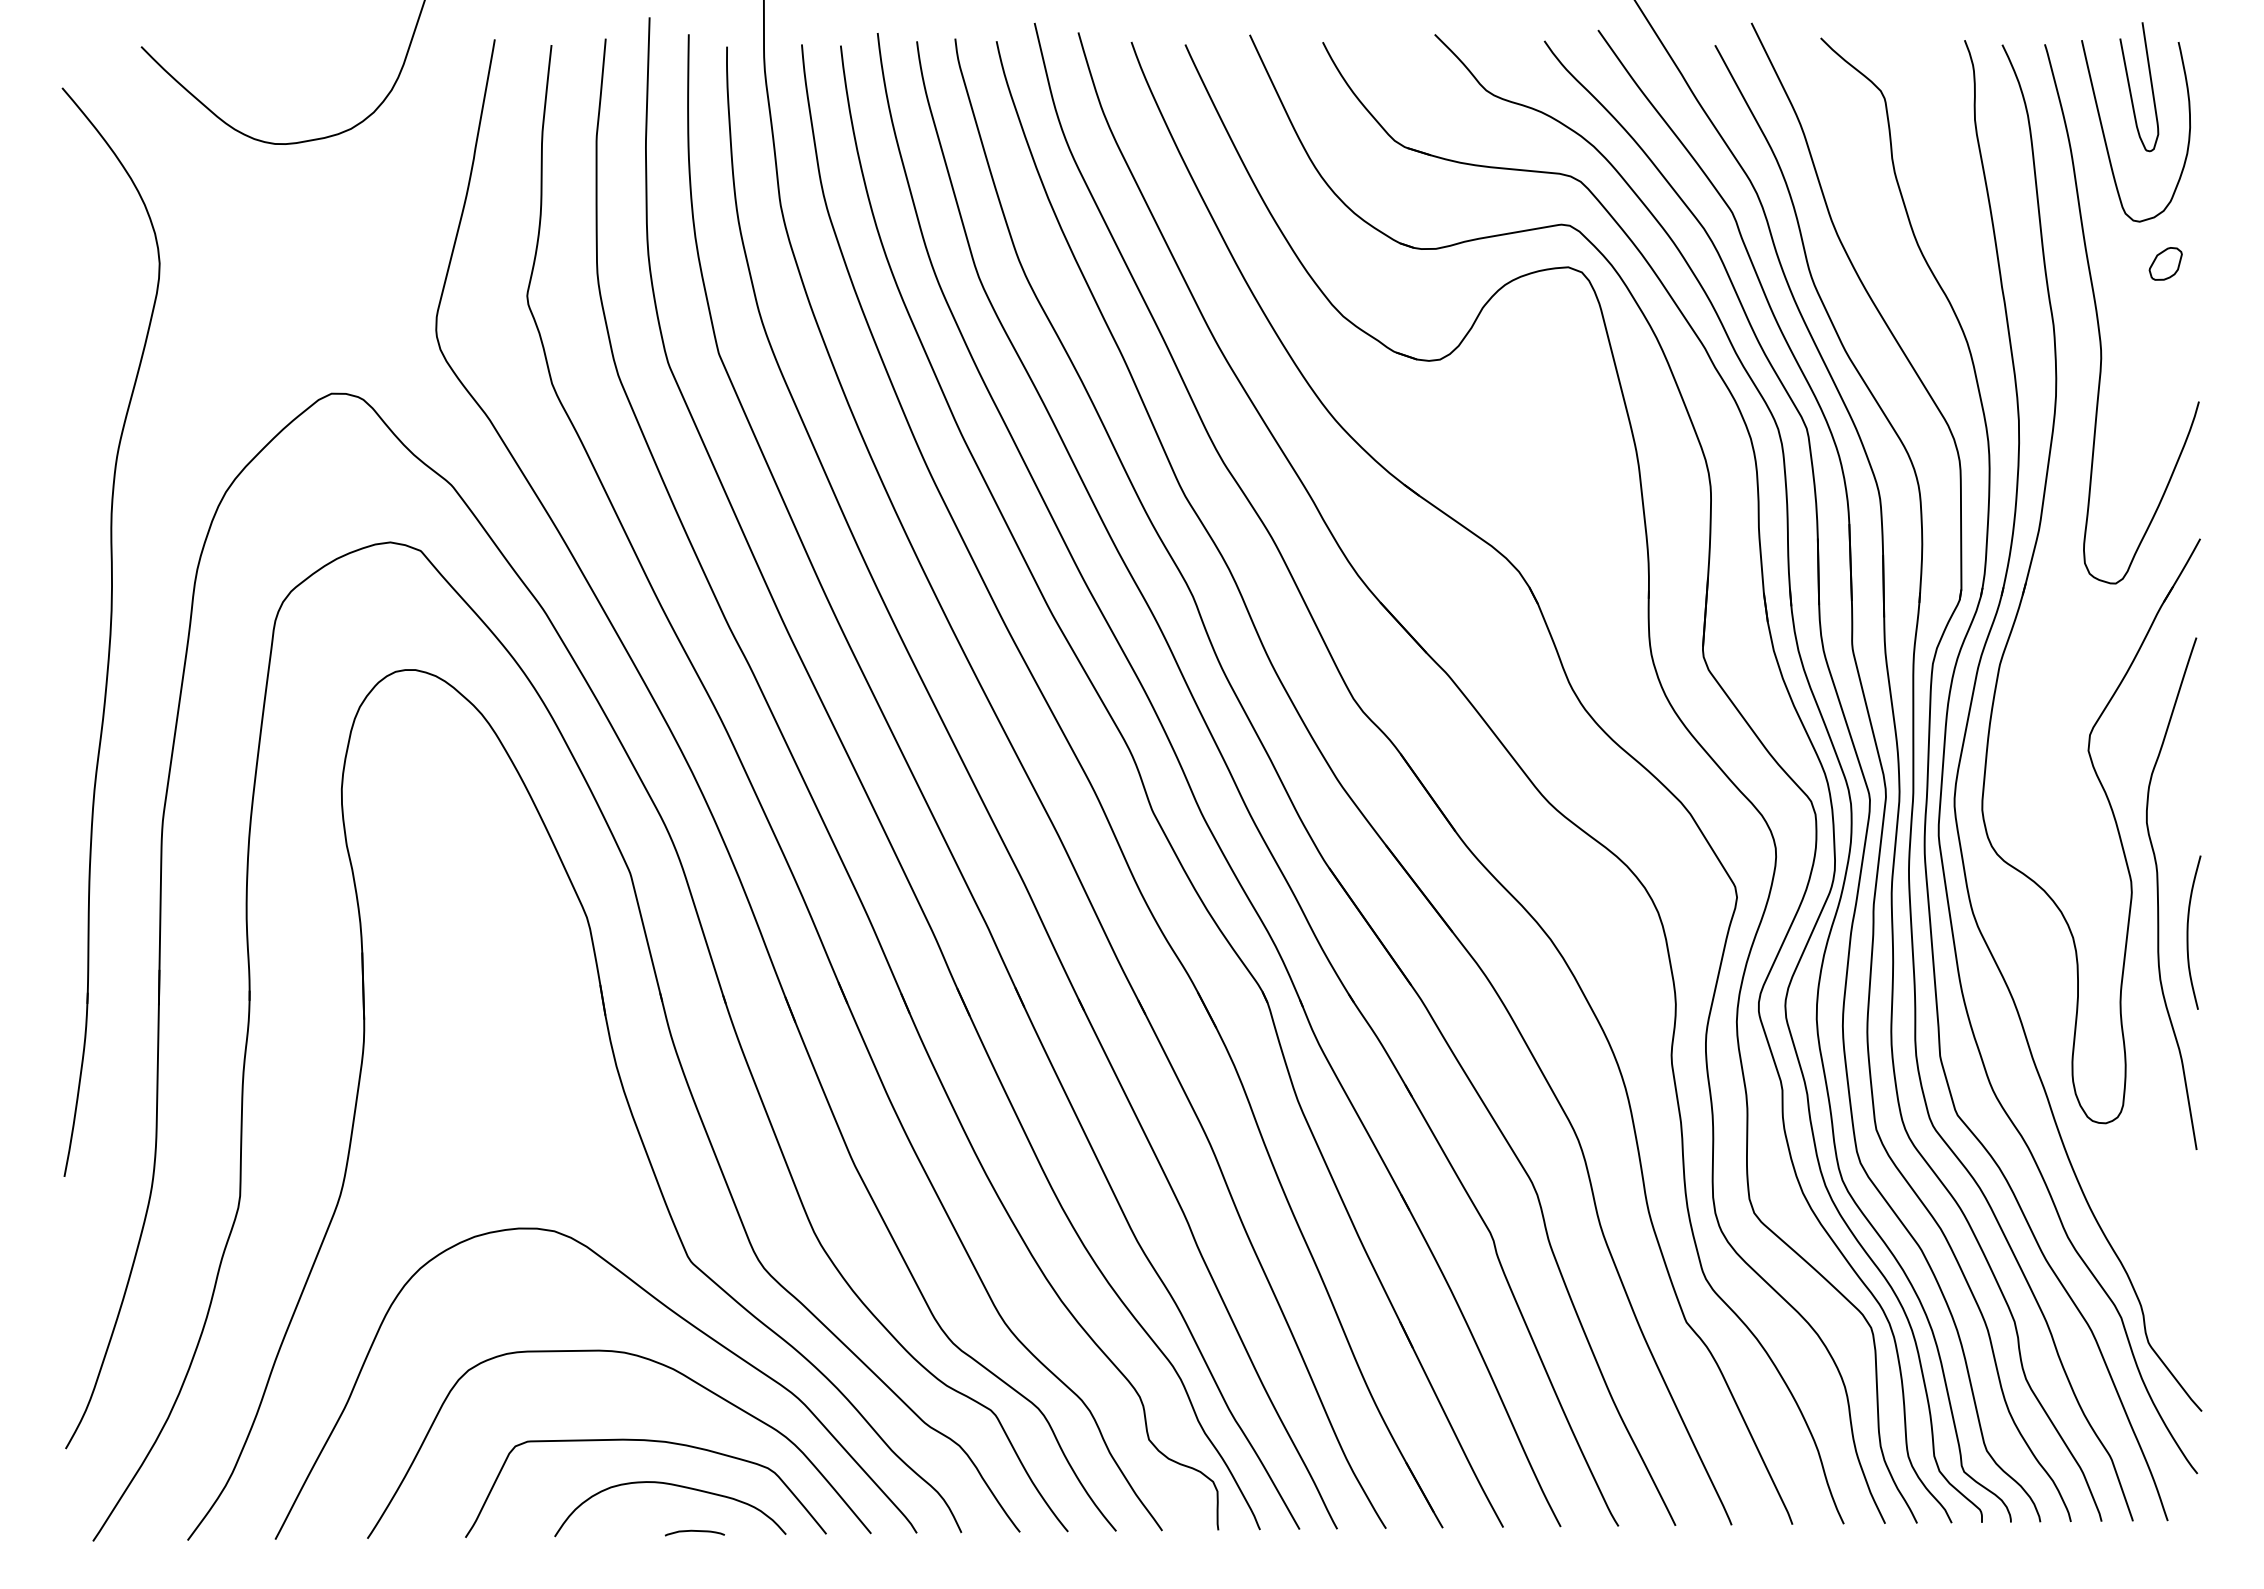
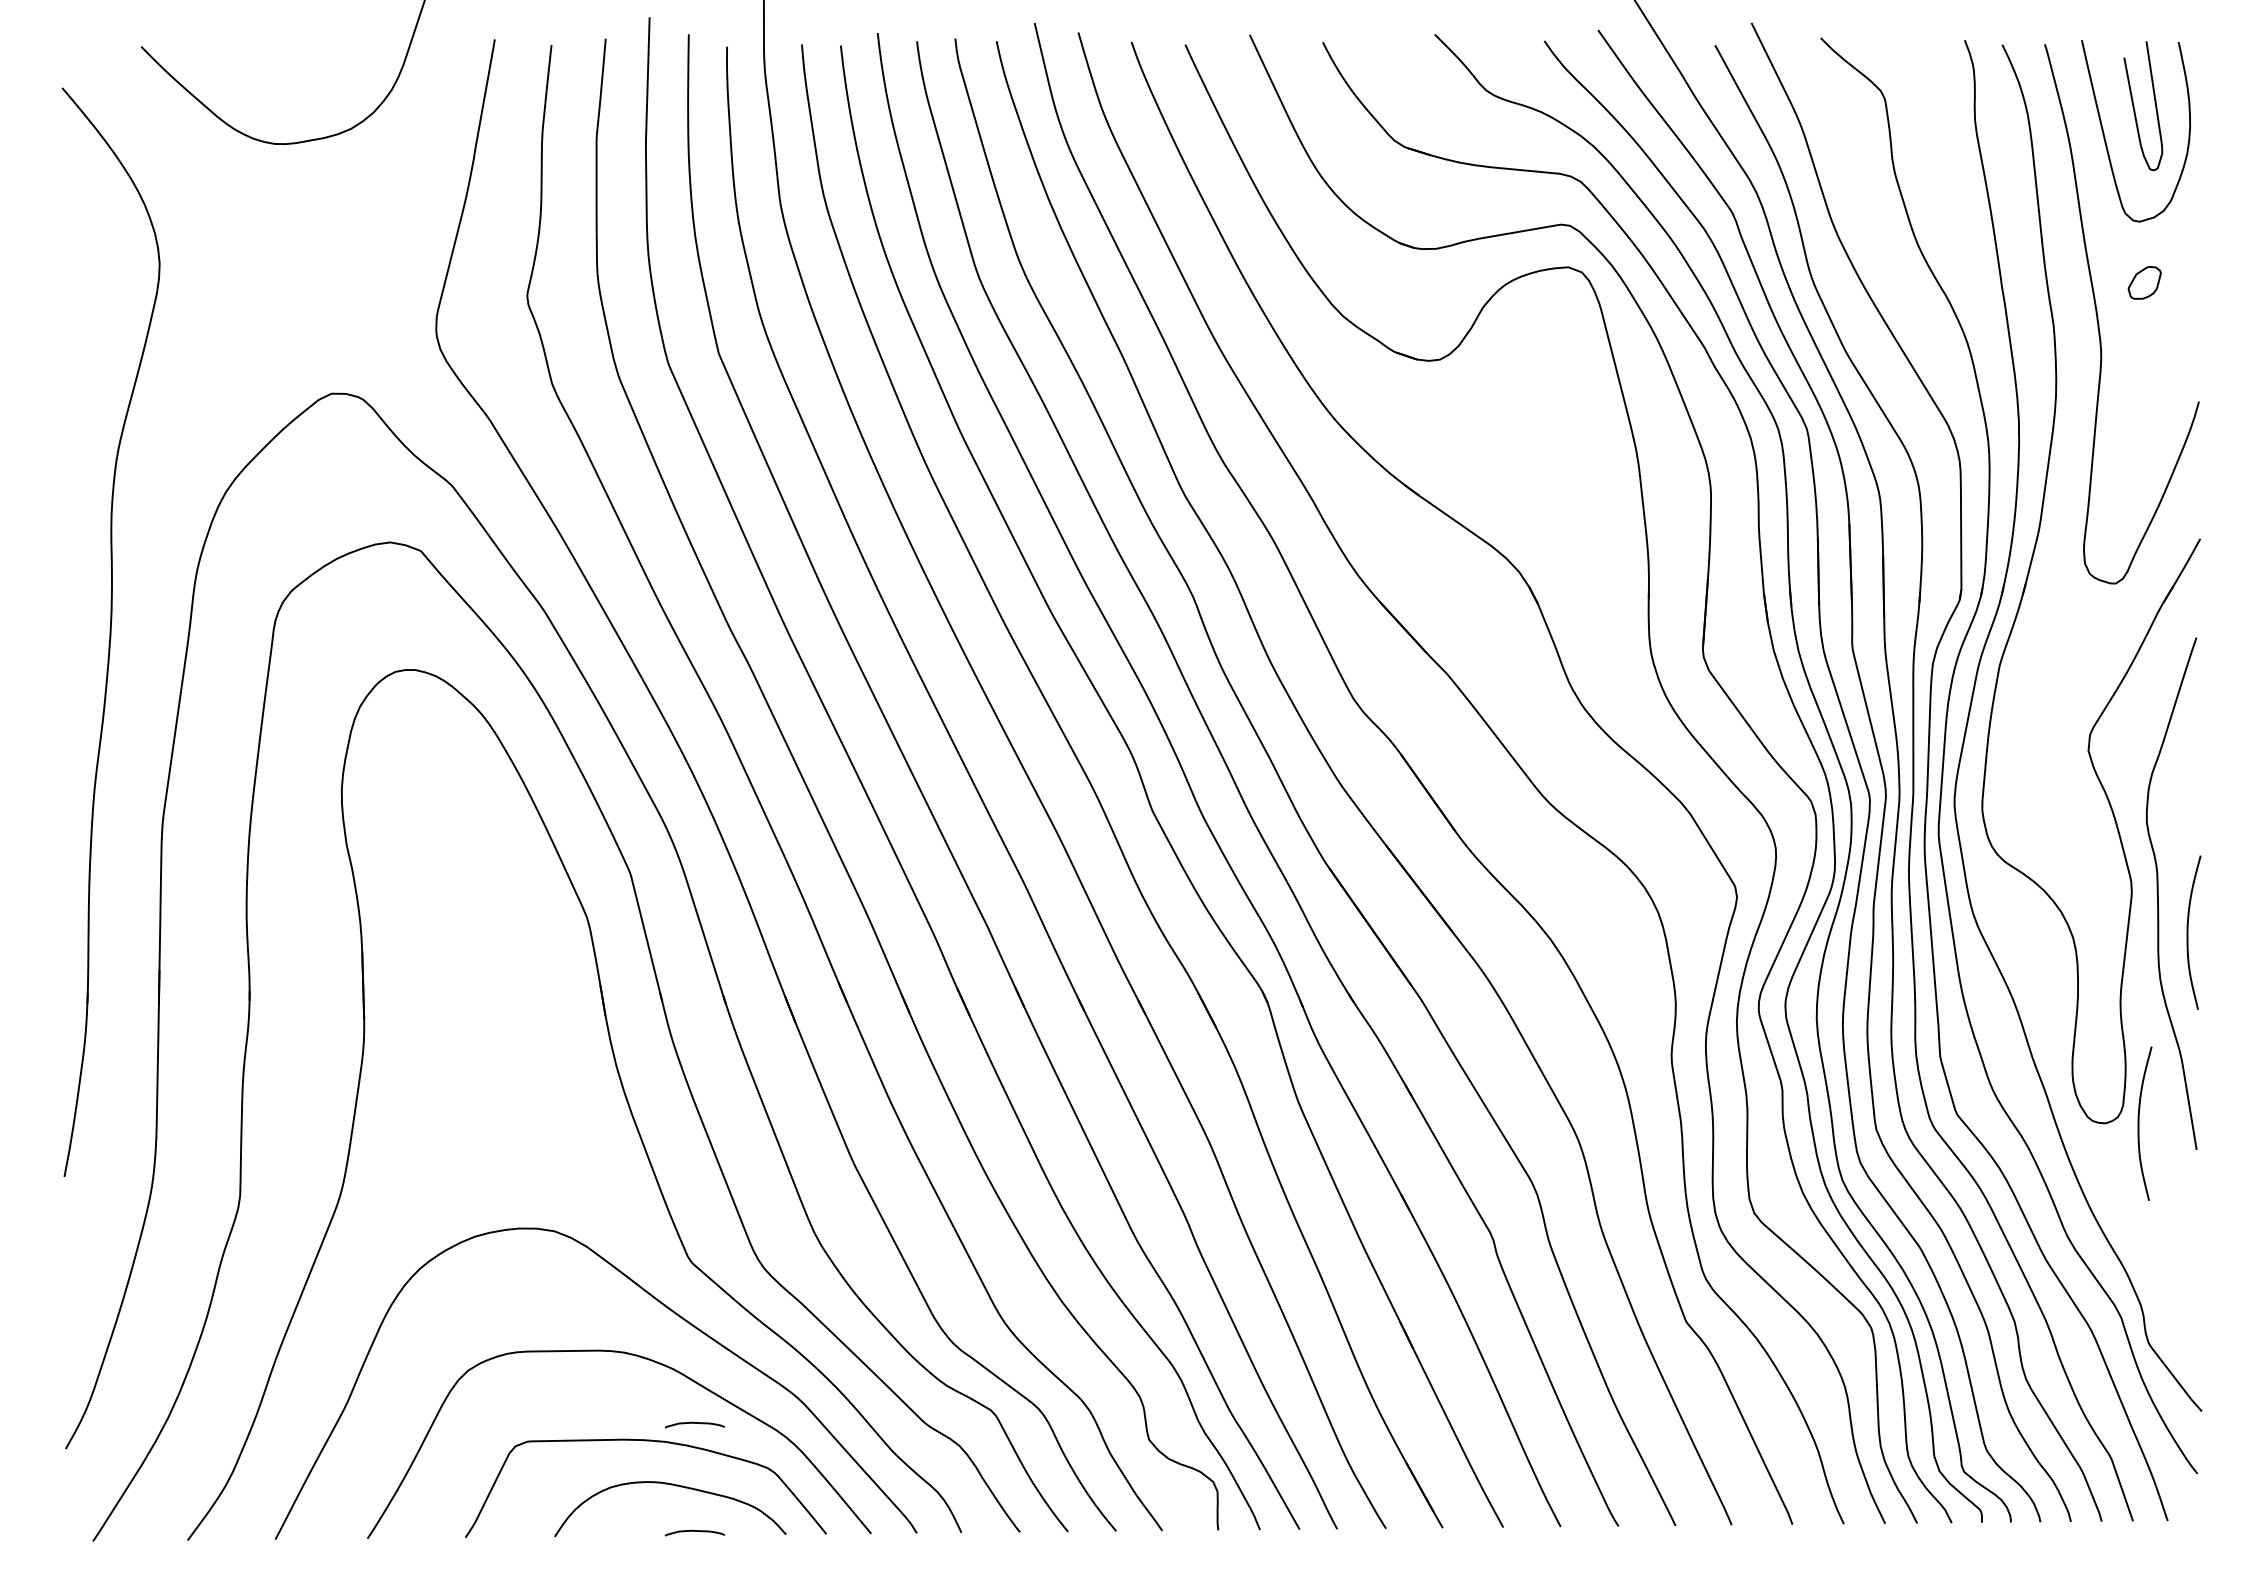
curve position: (2131, 91) -> (2135, 110) (2135, 110)
part position: (2165, 263) -> (2144, 282) (2144, 282)
curve: none -> present (2139, 1123)
curve: none -> present (694, 1423)
